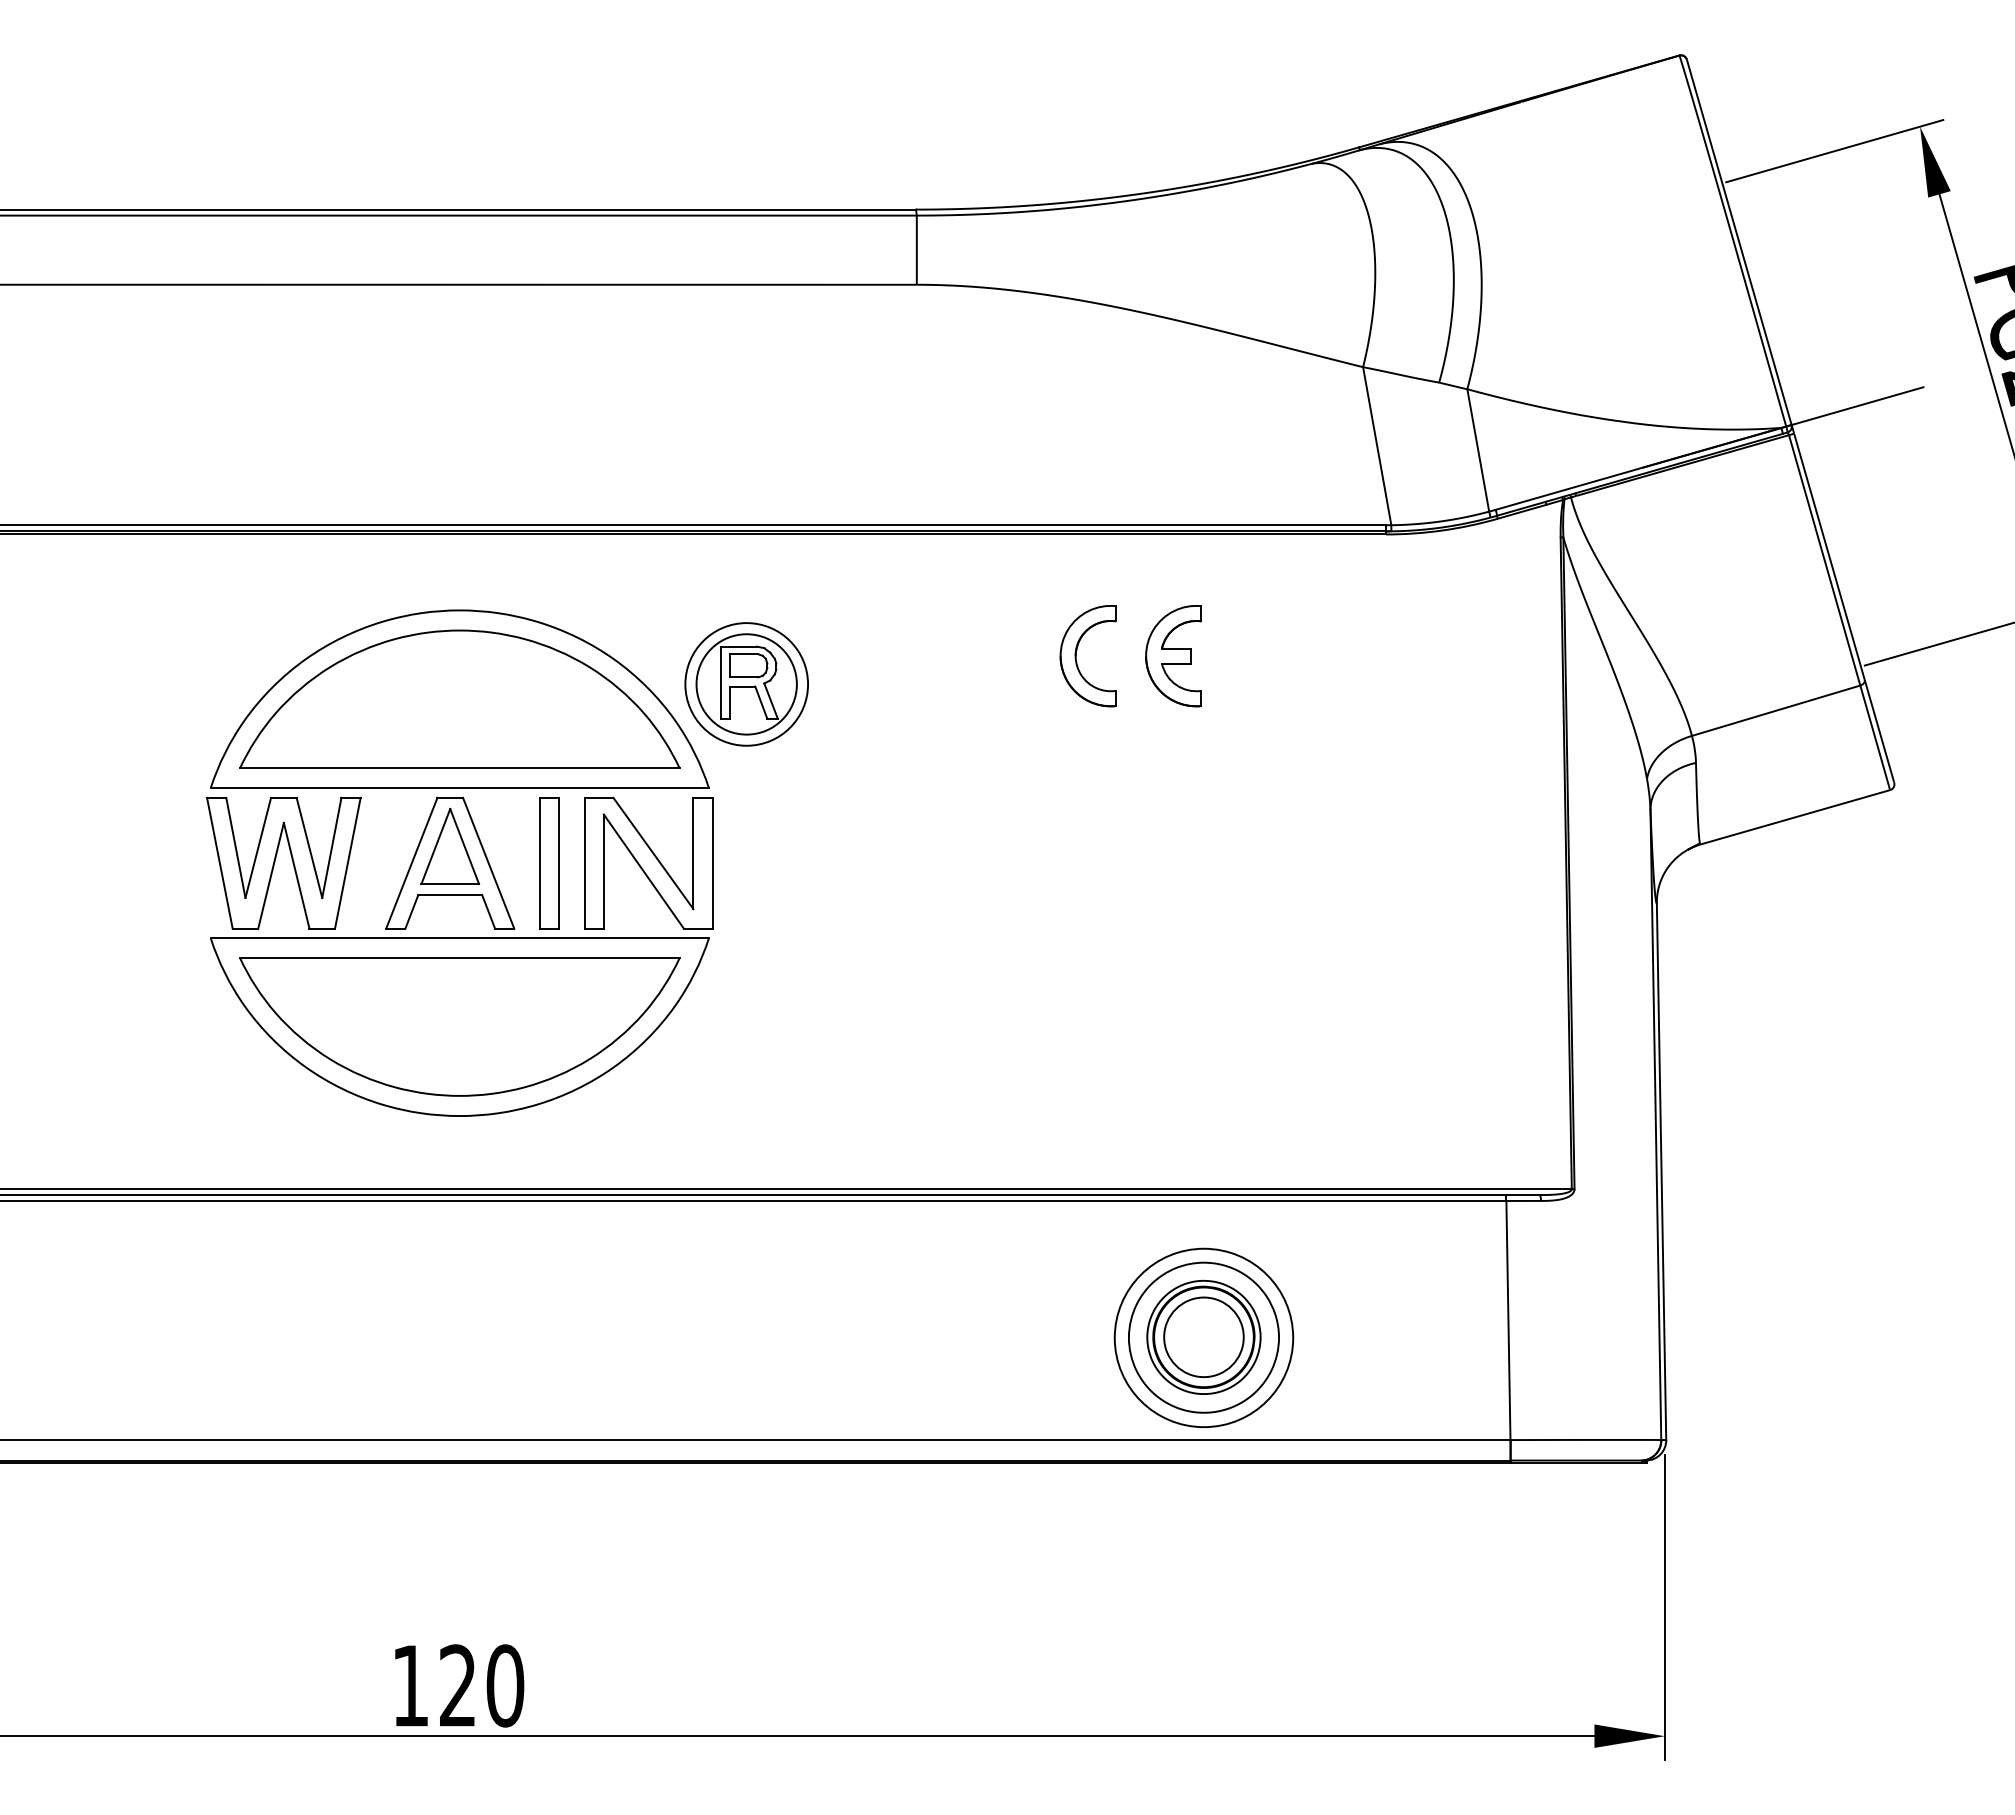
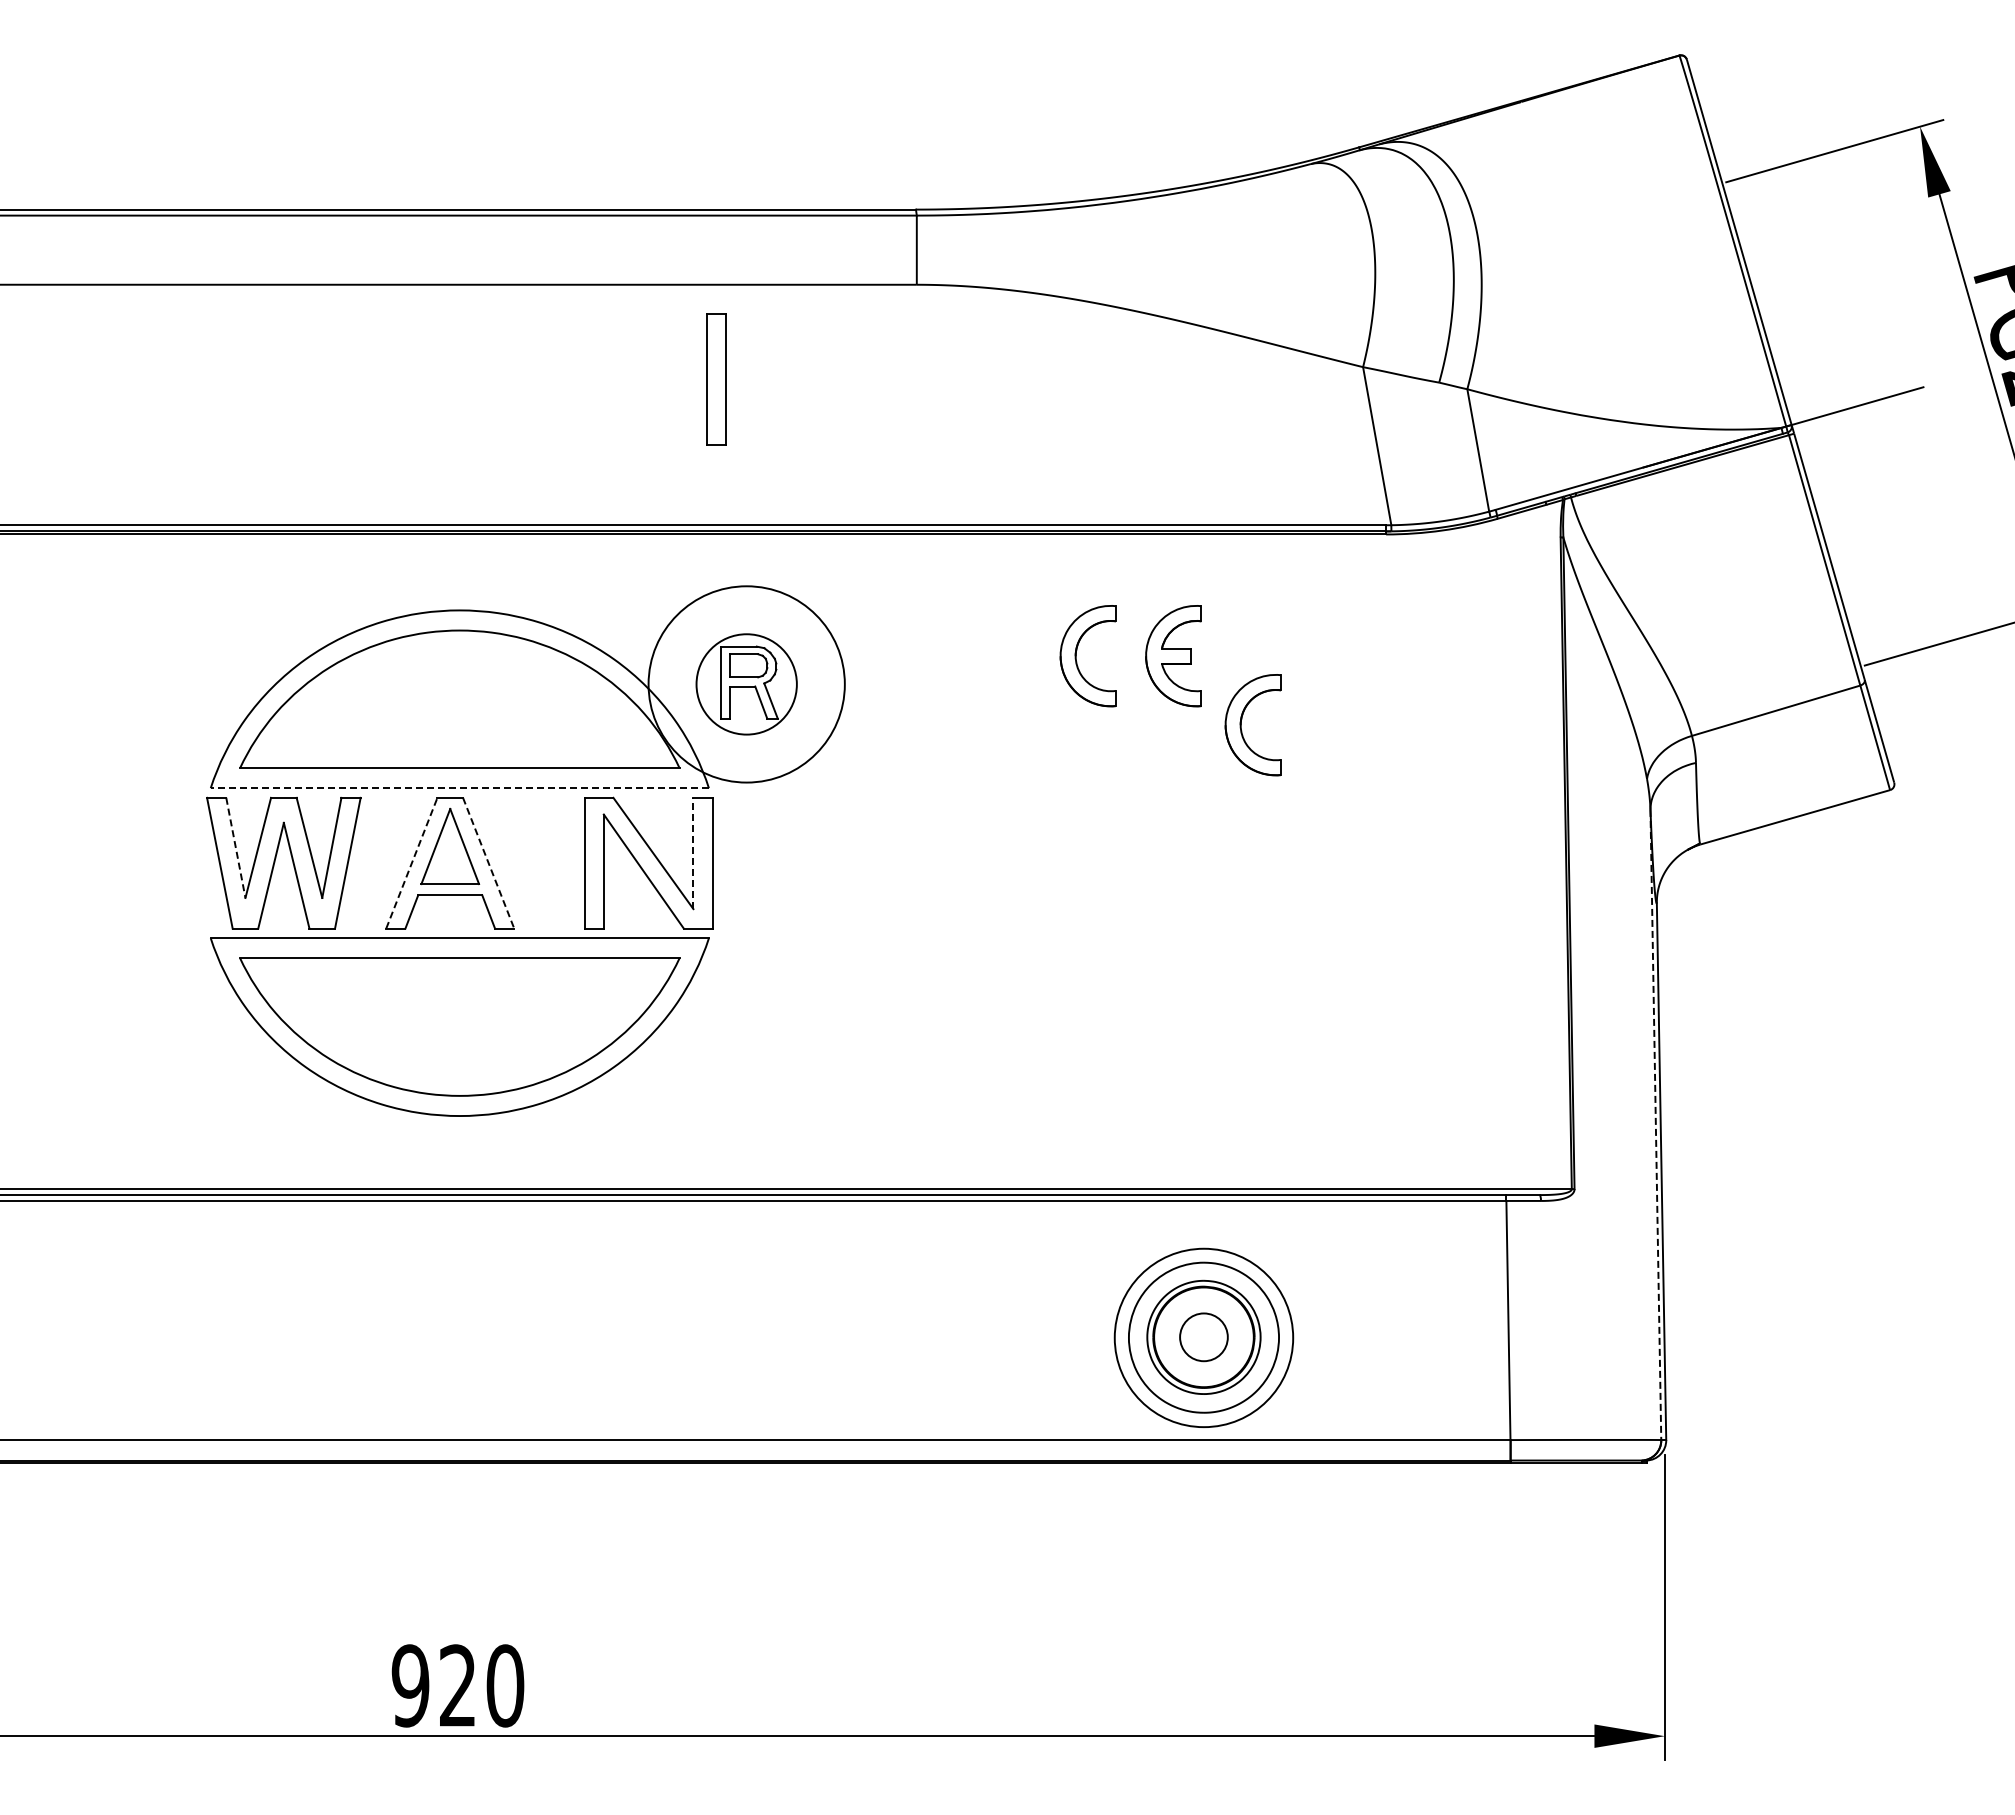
circle diameter: 123 px -> 196 px (746, 684)
part: none -> present (1241, 725)
line: solid -> dashed (459, 788)
line: solid -> dashed (235, 847)
line: solid -> dashed (693, 853)
line: solid -> dashed (412, 862)
line: solid -> dashed (488, 863)
part position: (549, 863) -> (716, 379) (716, 379)
line: solid -> dashed (1655, 1125)
circle diameter: 80 px -> 48 px (1203, 1337)
text: 120 -> 920 (410, 1685)
